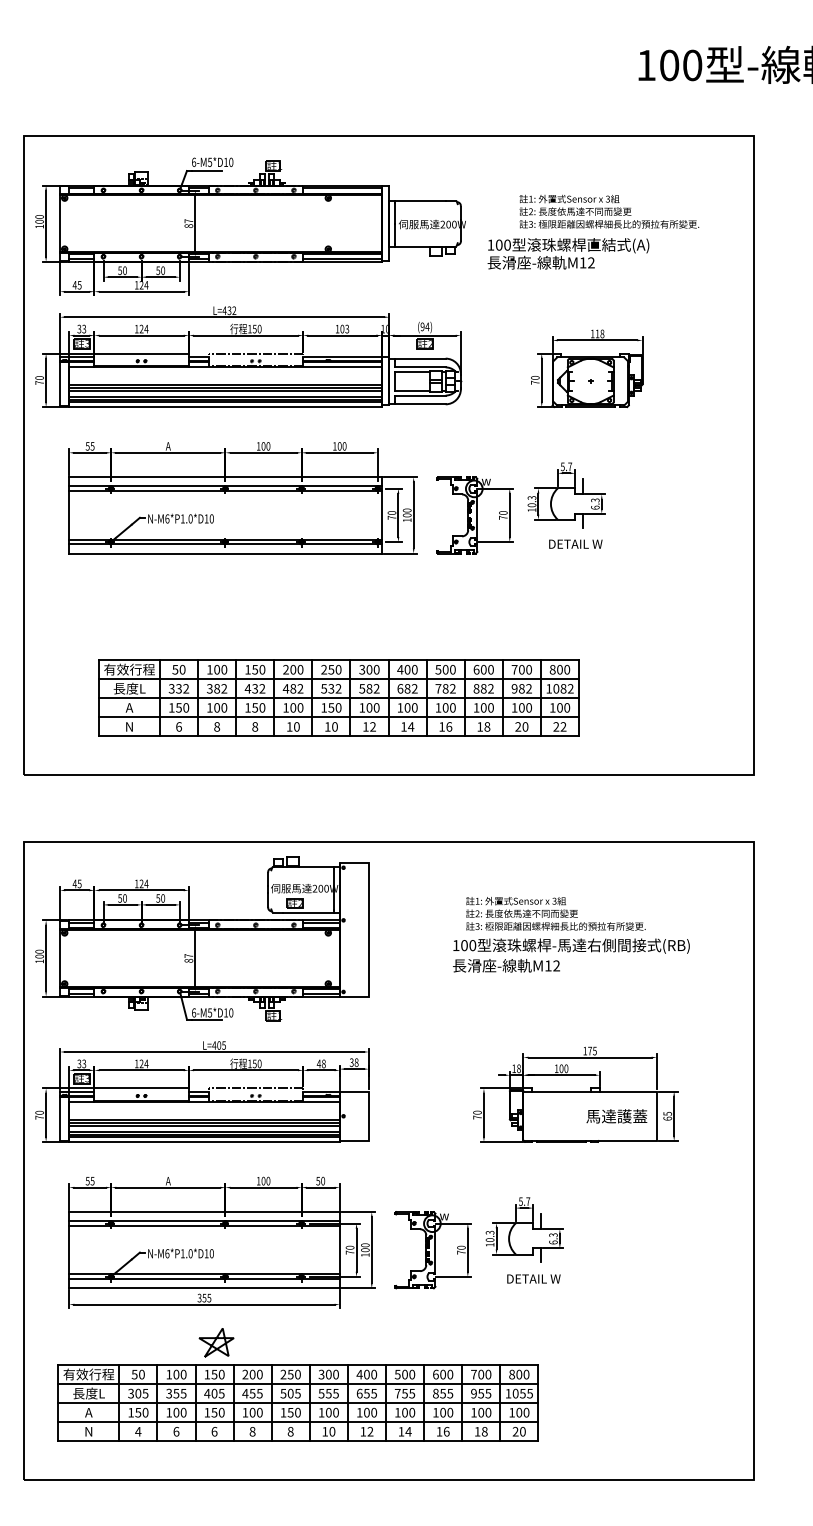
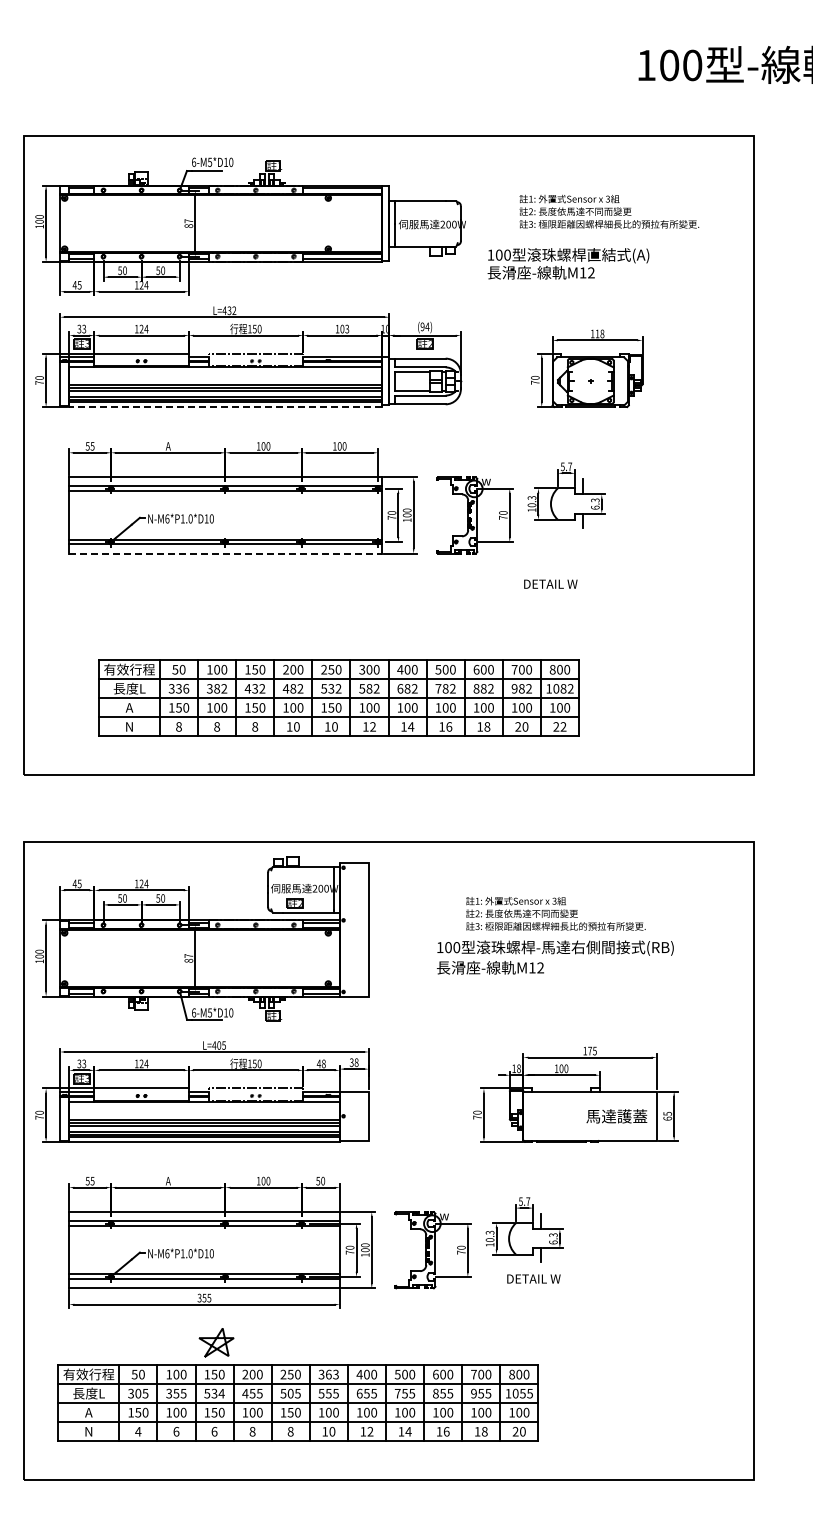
text position: (568, 253) -> (568, 263) (568, 263)
line: solid -> dashed (224, 407)
text position: (575, 543) -> (550, 583) (550, 583)
line: solid -> dashed (225, 553)
text: 332 -> 336 (186, 688)
text: 6 -> 8 (178, 726)
text position: (571, 955) -> (555, 957) (555, 957)
text: 300 -> 363 (332, 1374)
text: 405 -> 534 (214, 1393)
